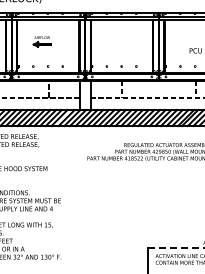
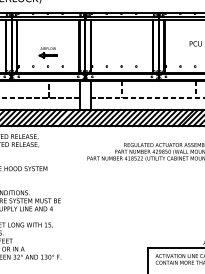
part position: (41, 41) -> (47, 52) (47, 52)
text position: (195, 50) -> (195, 43) (195, 43)
line: dashed -> solid (176, 247)
